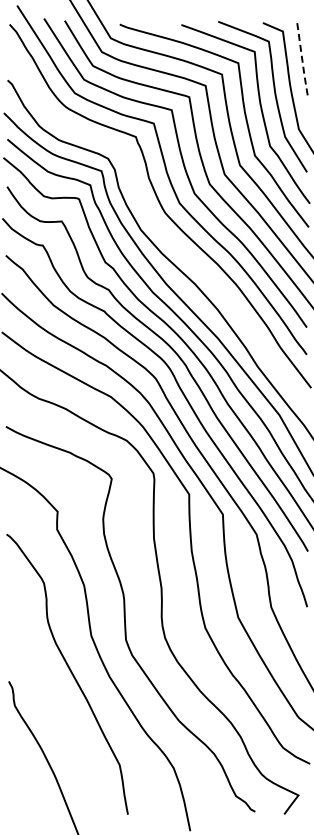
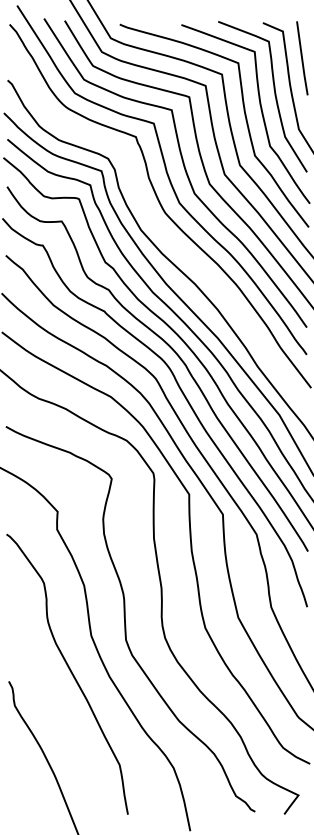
line: dashed -> solid (302, 58)
